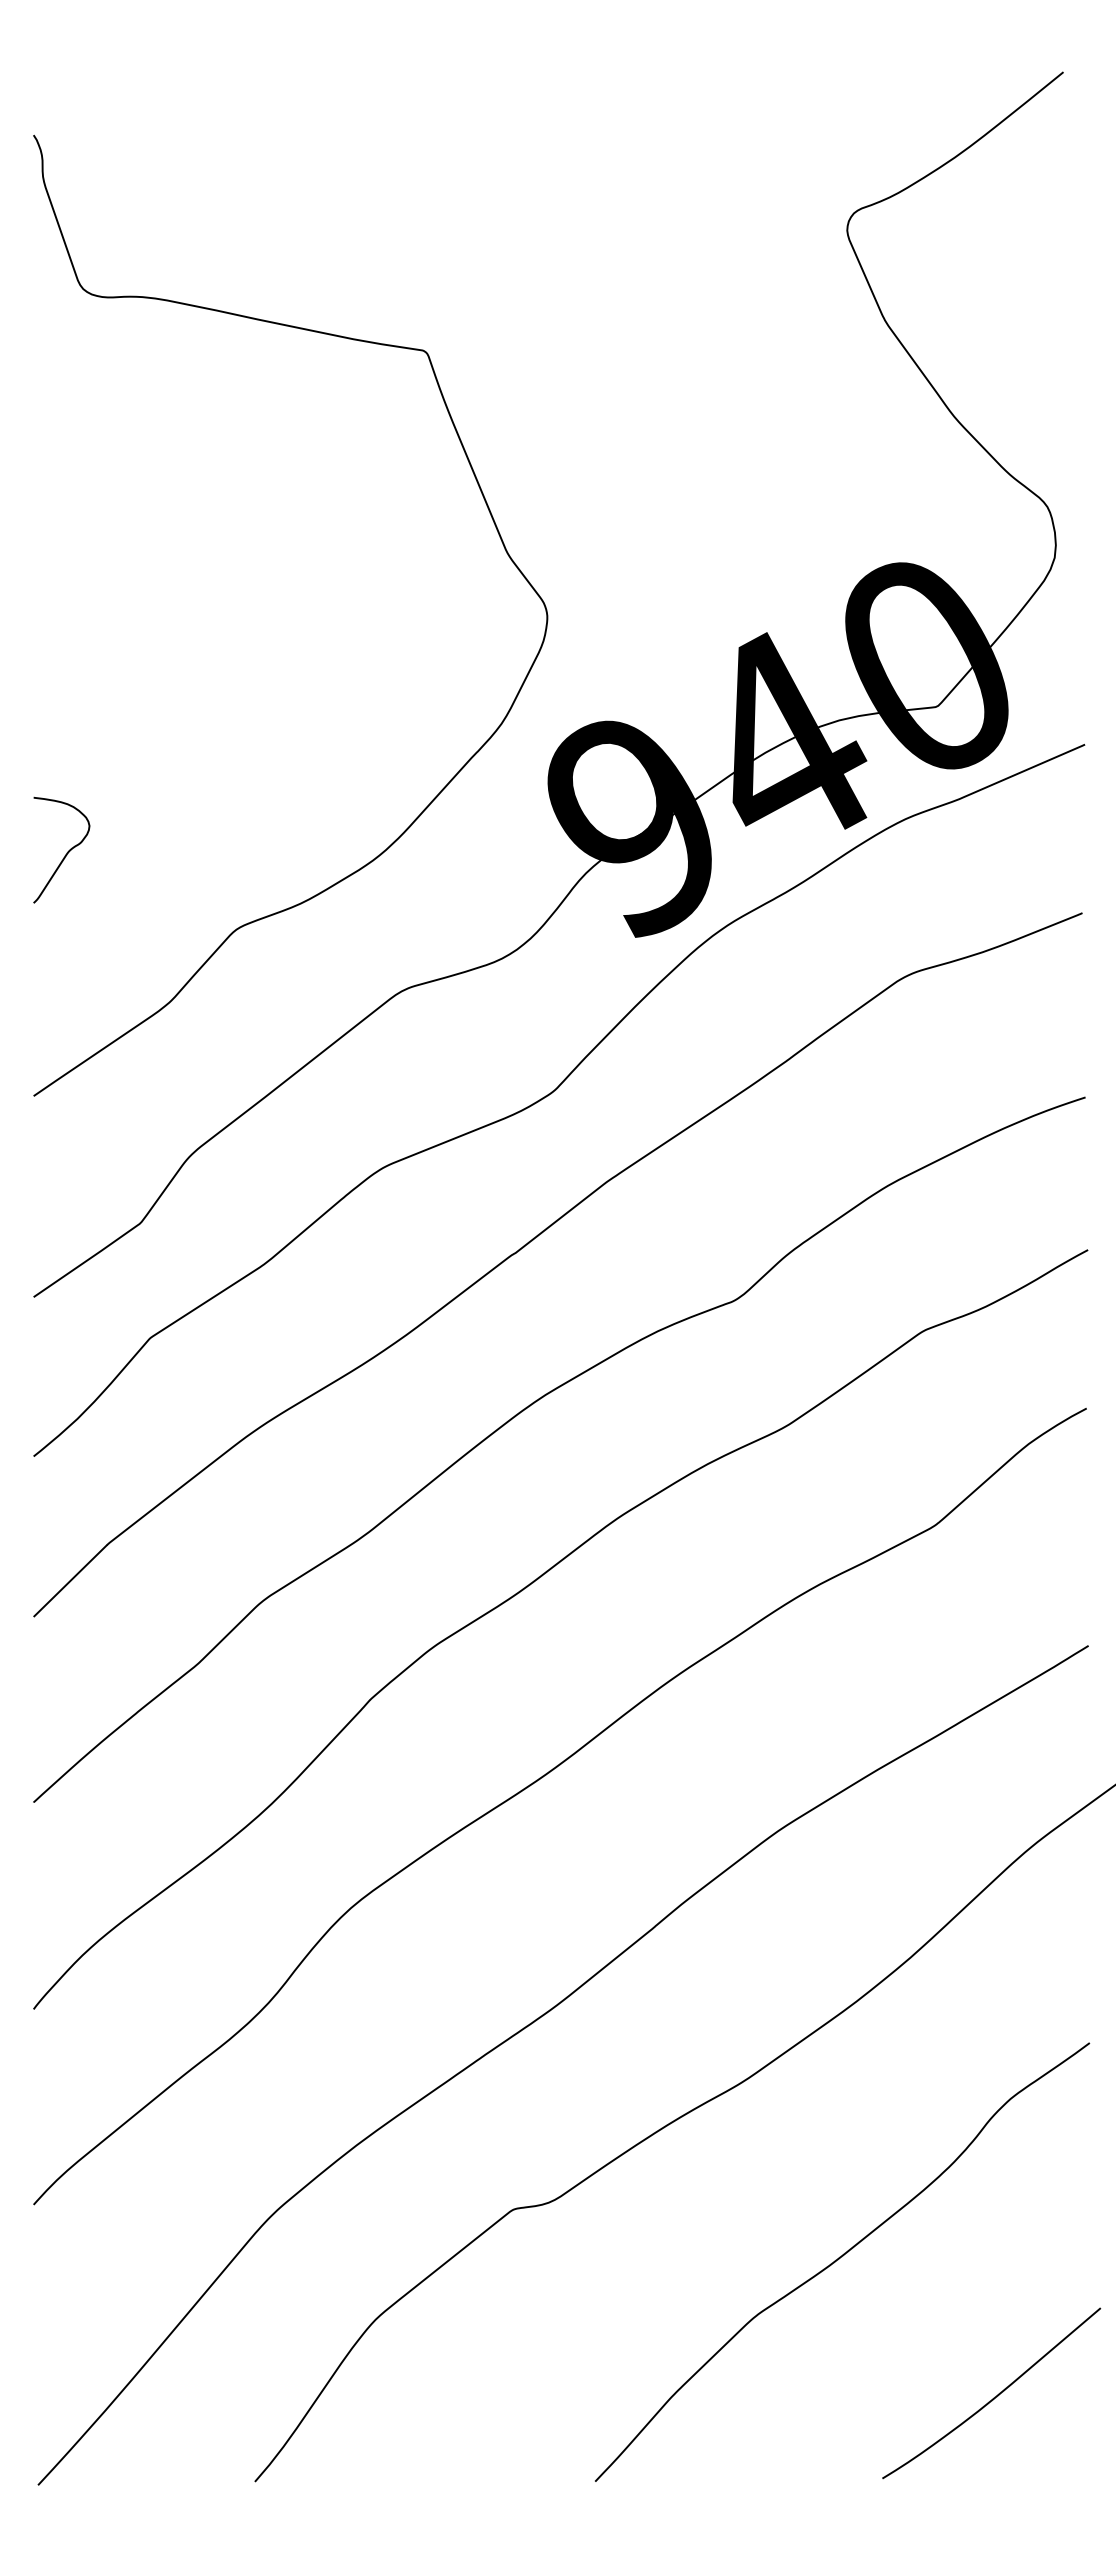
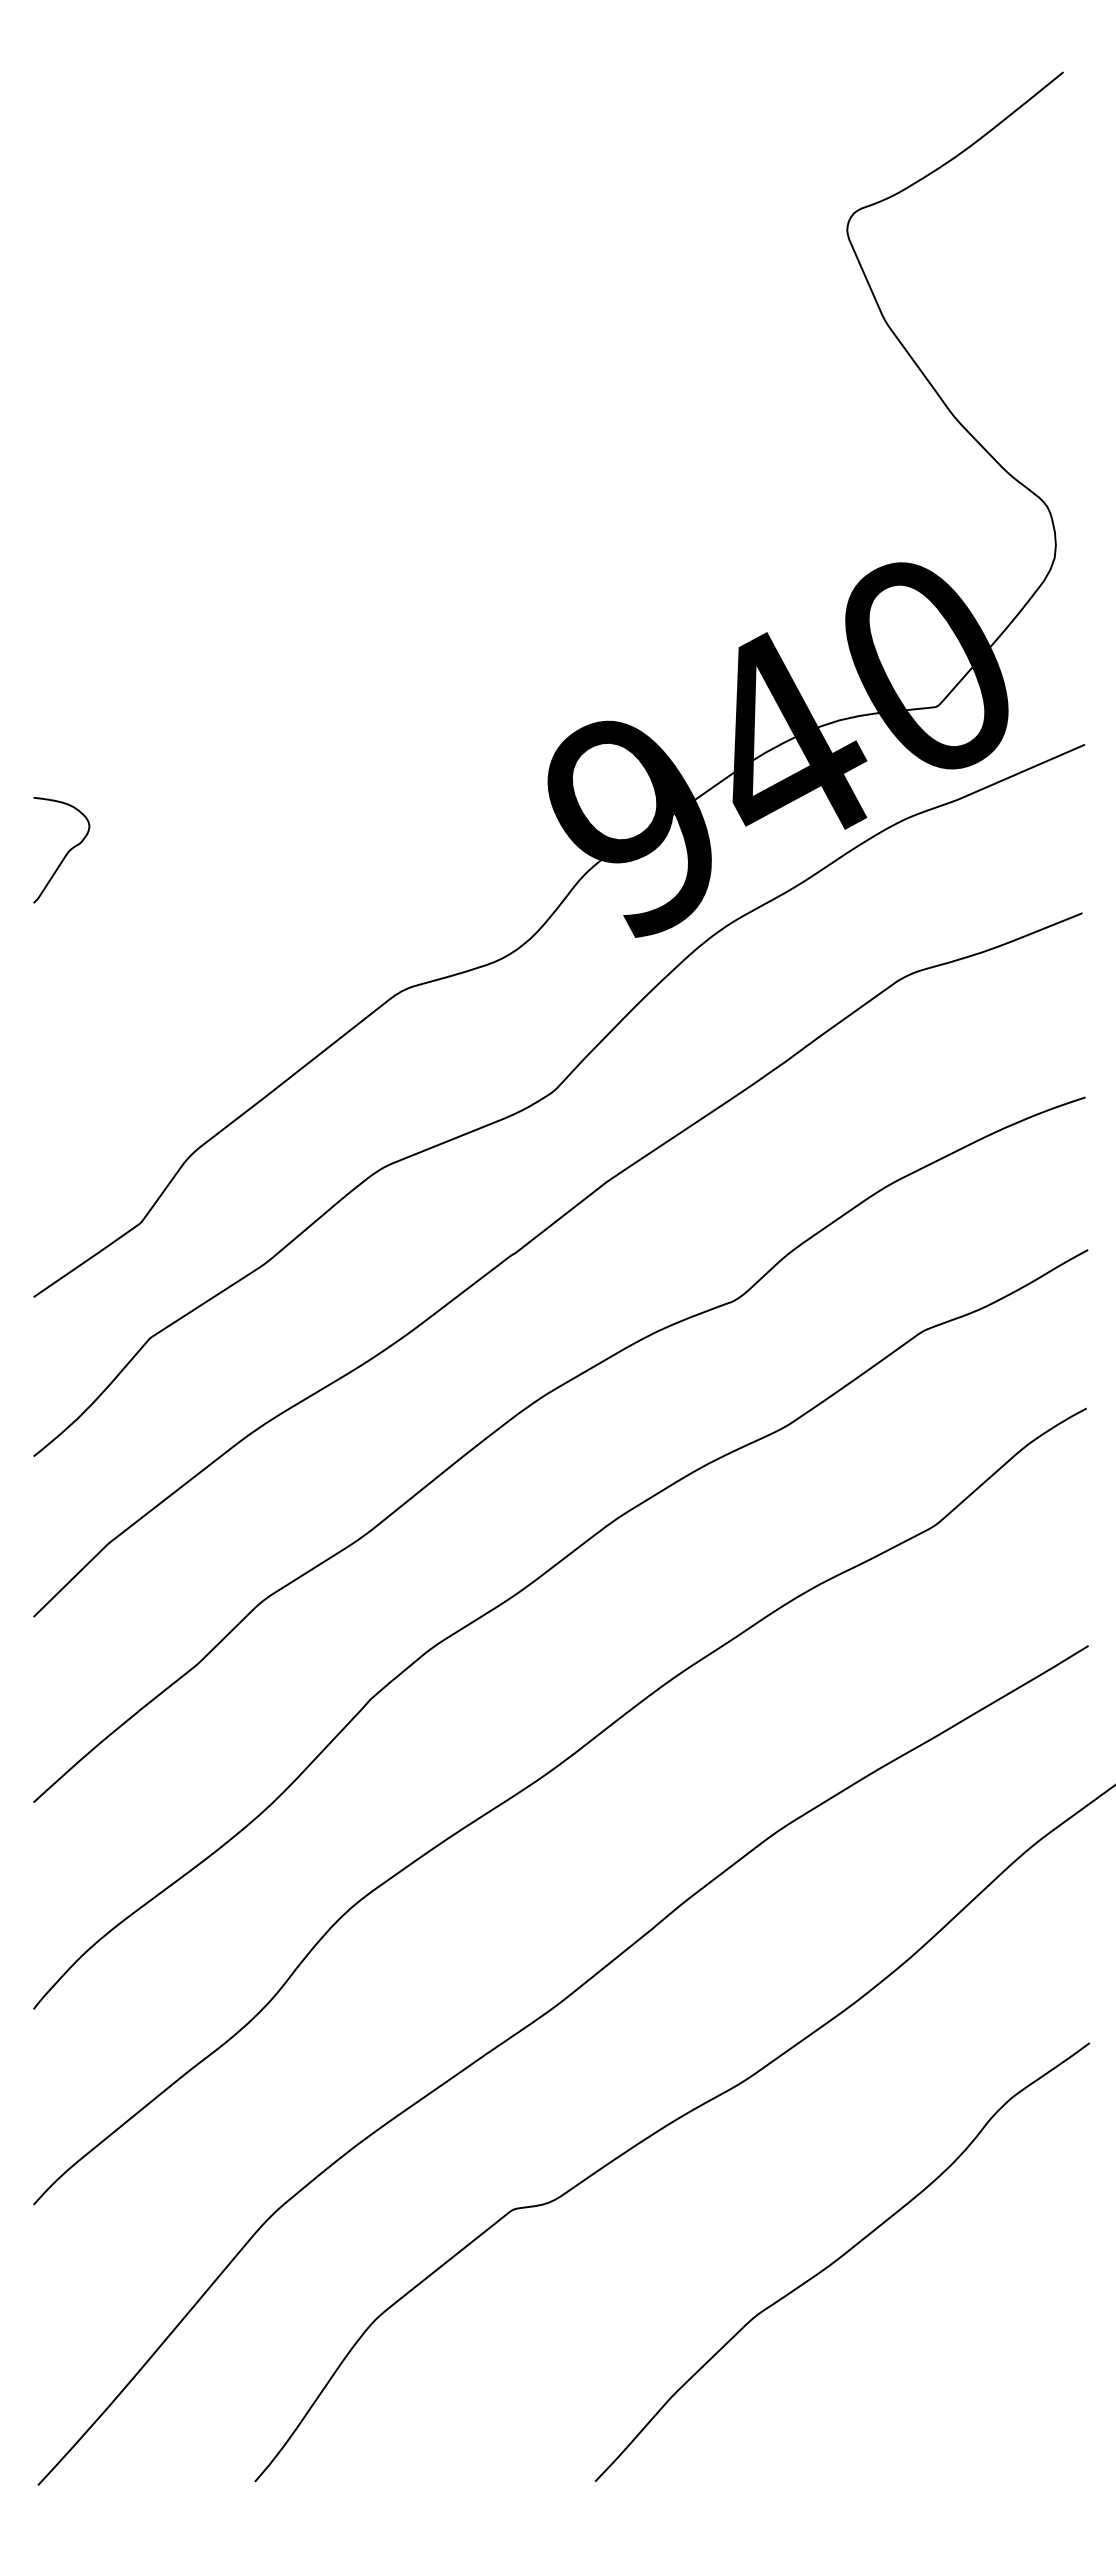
curve: present -> none (496, 530)
curve: present -> none (993, 2397)
